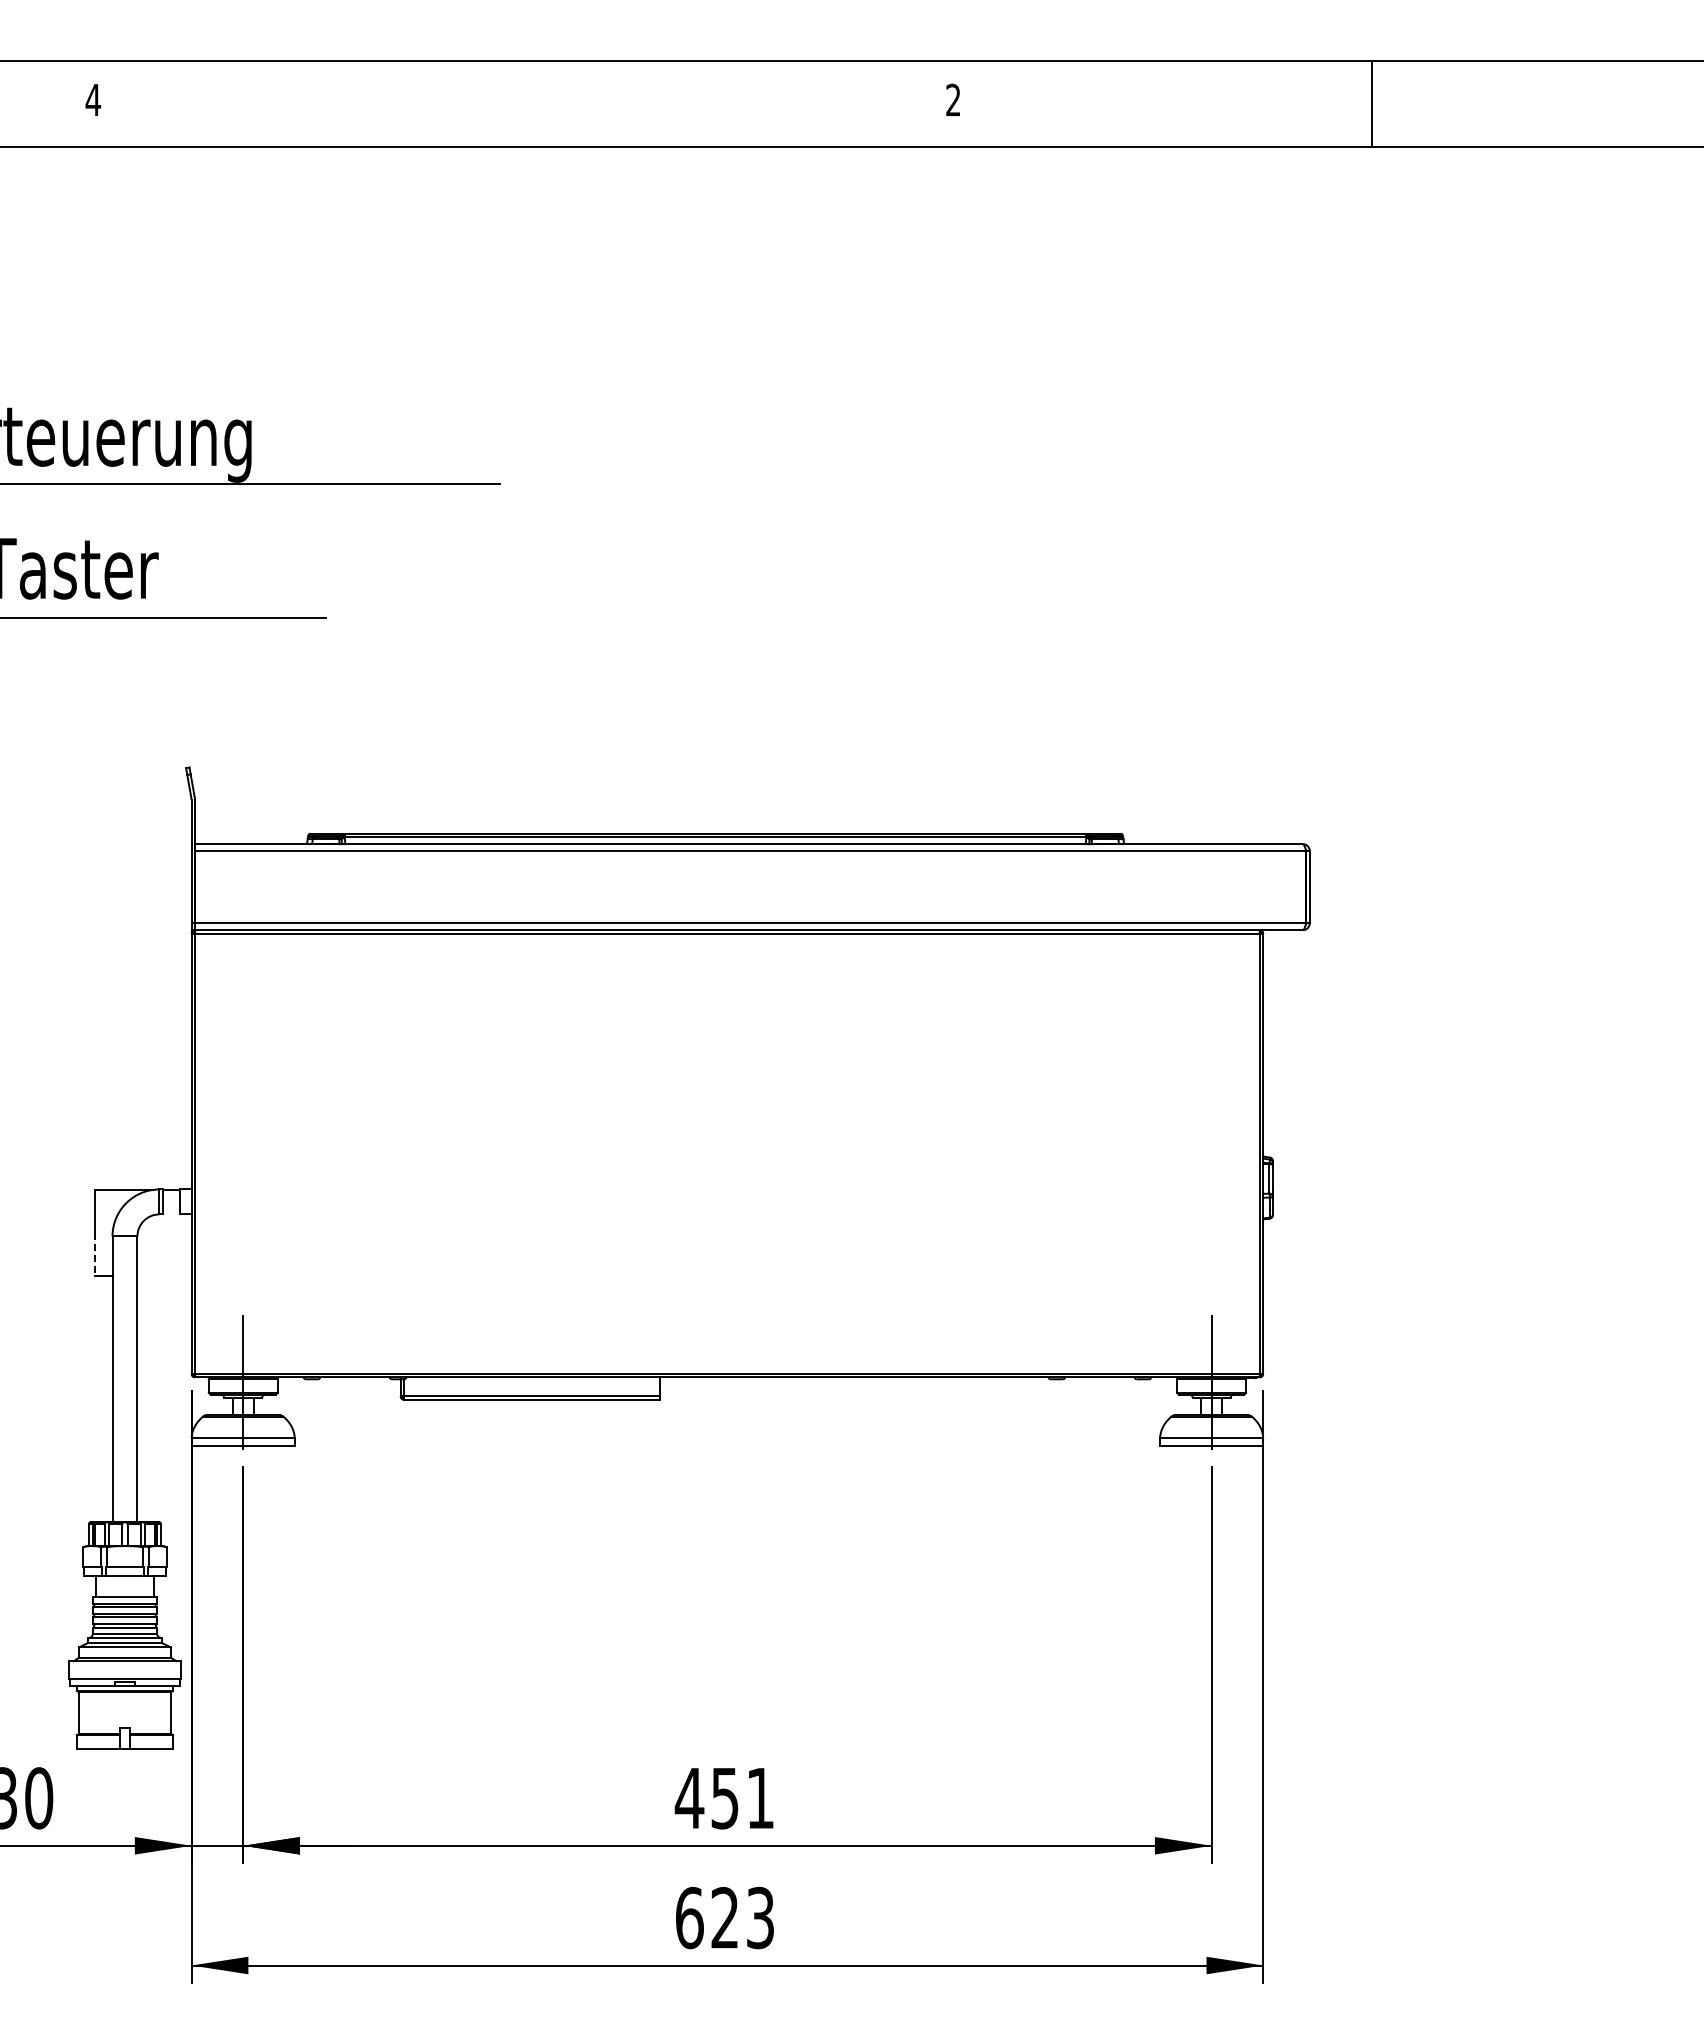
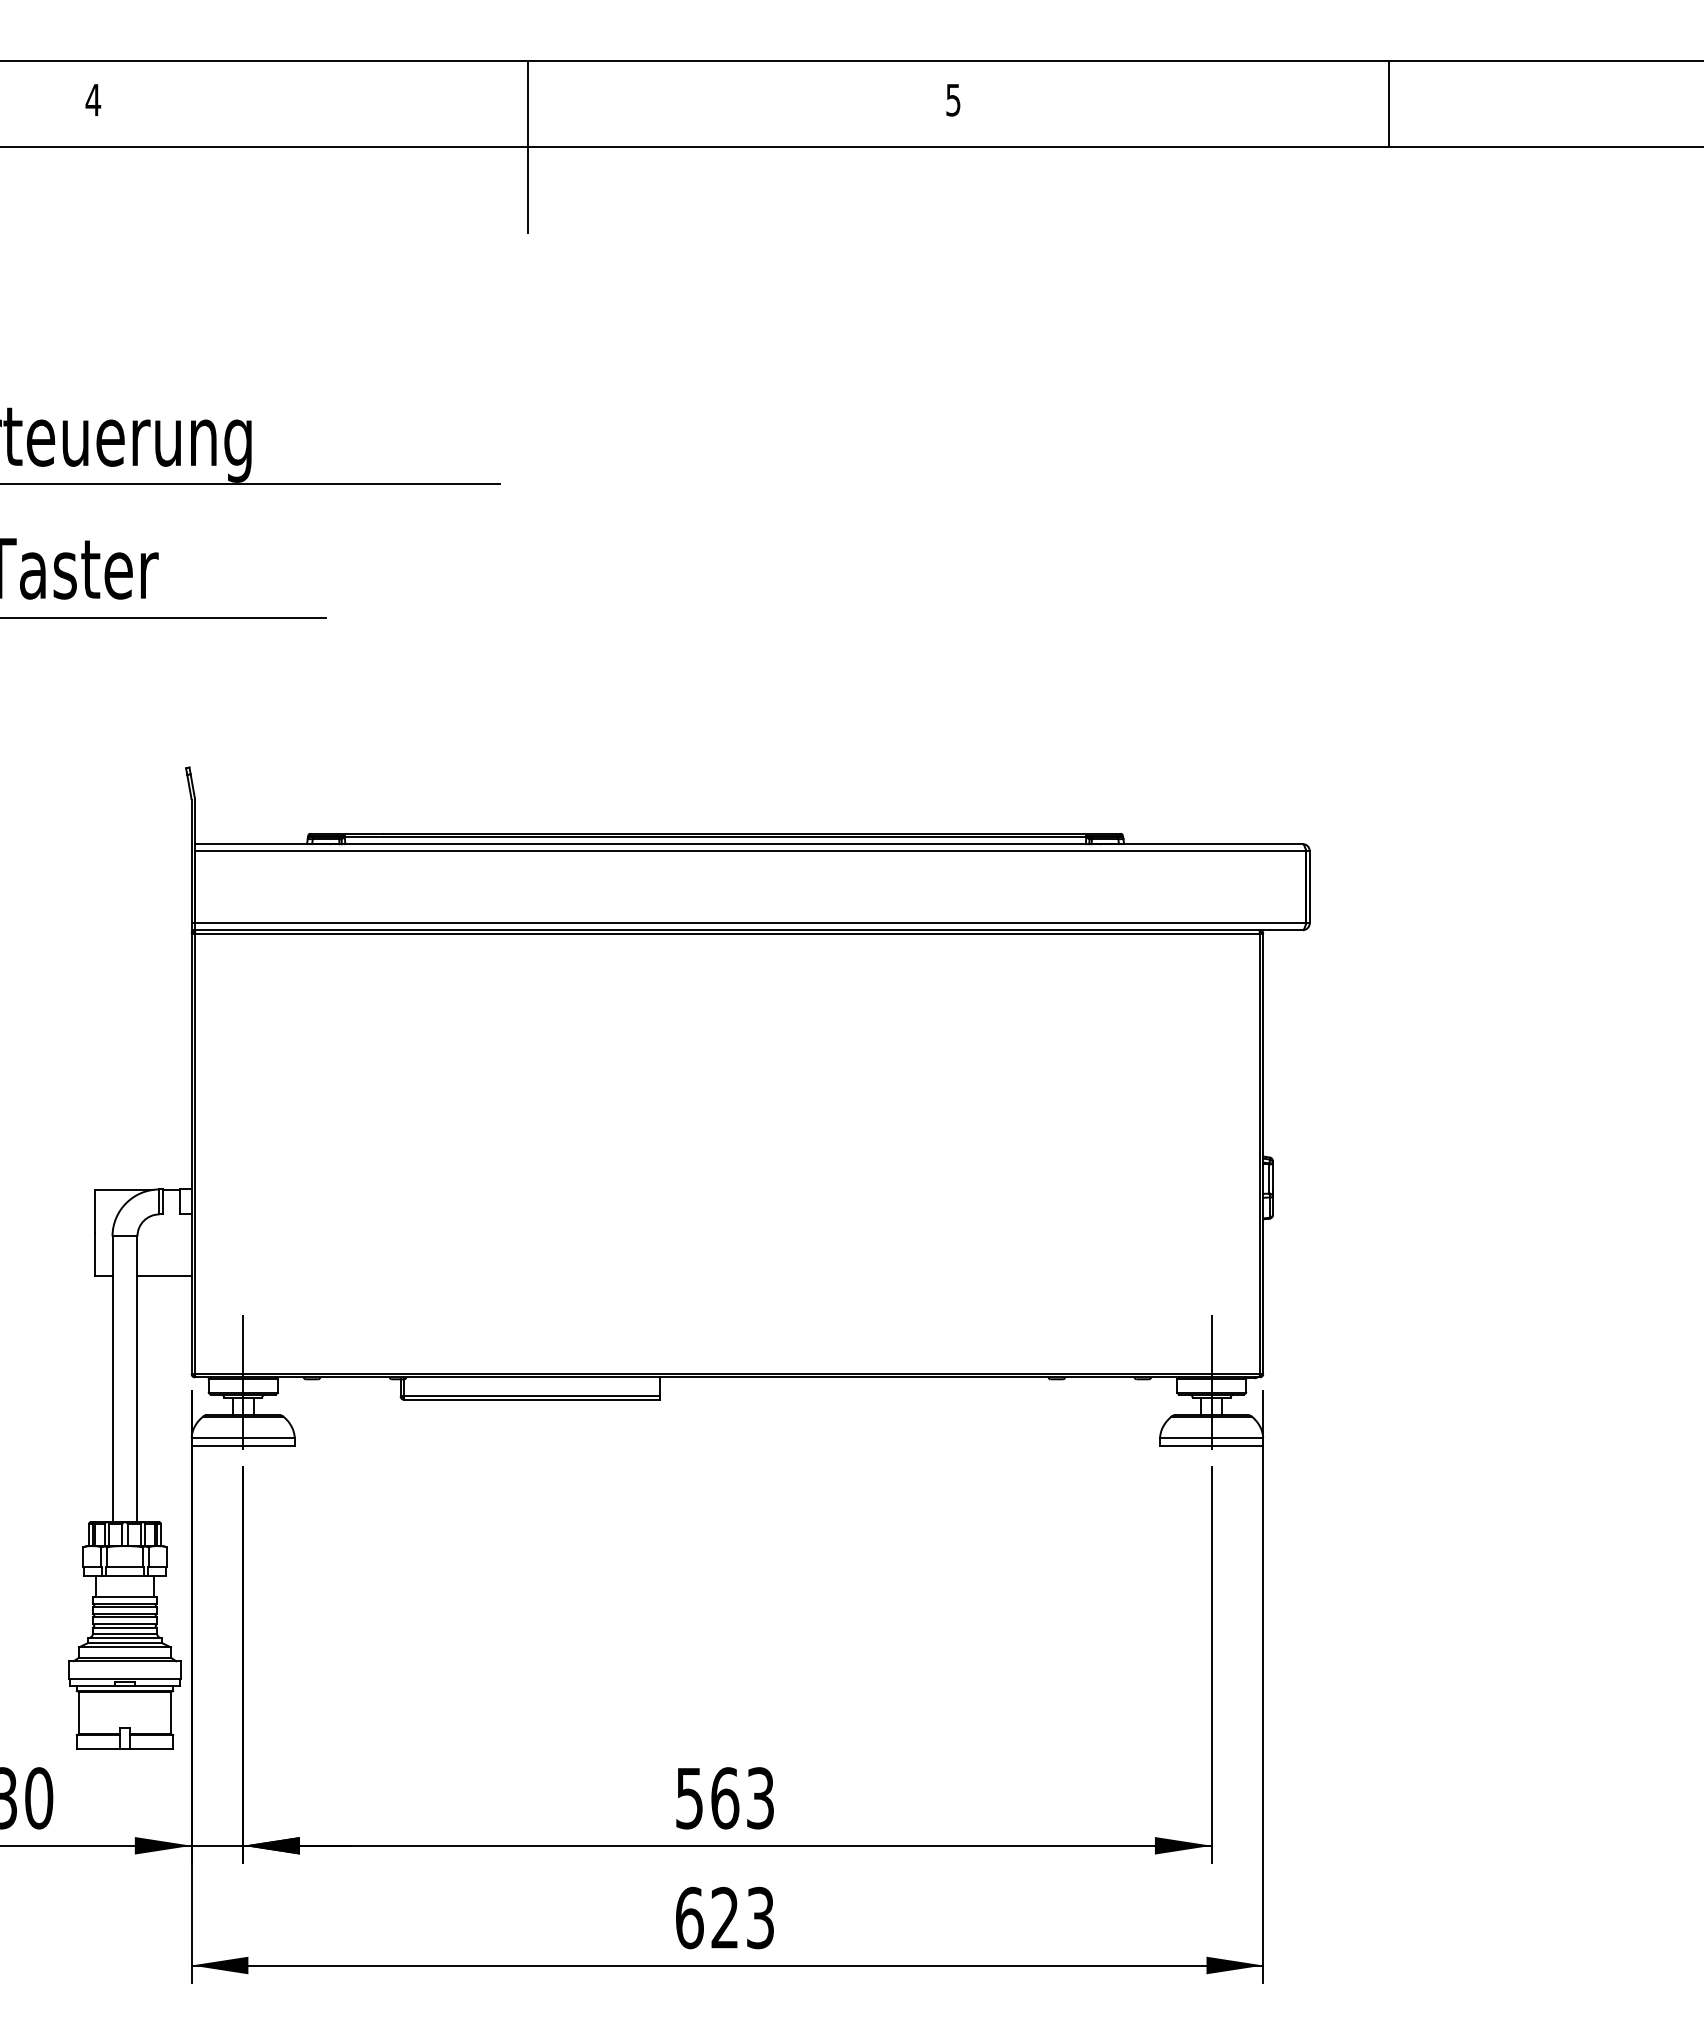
text: 2 -> 5 (953, 99)
line position: (1371, 104) -> (1388, 104) (1388, 104)
line: none -> present (528, 147)
line: dashed -> solid (95, 1254)
line: none -> present (164, 1275)
text: 451 -> 563 (723, 1798)
